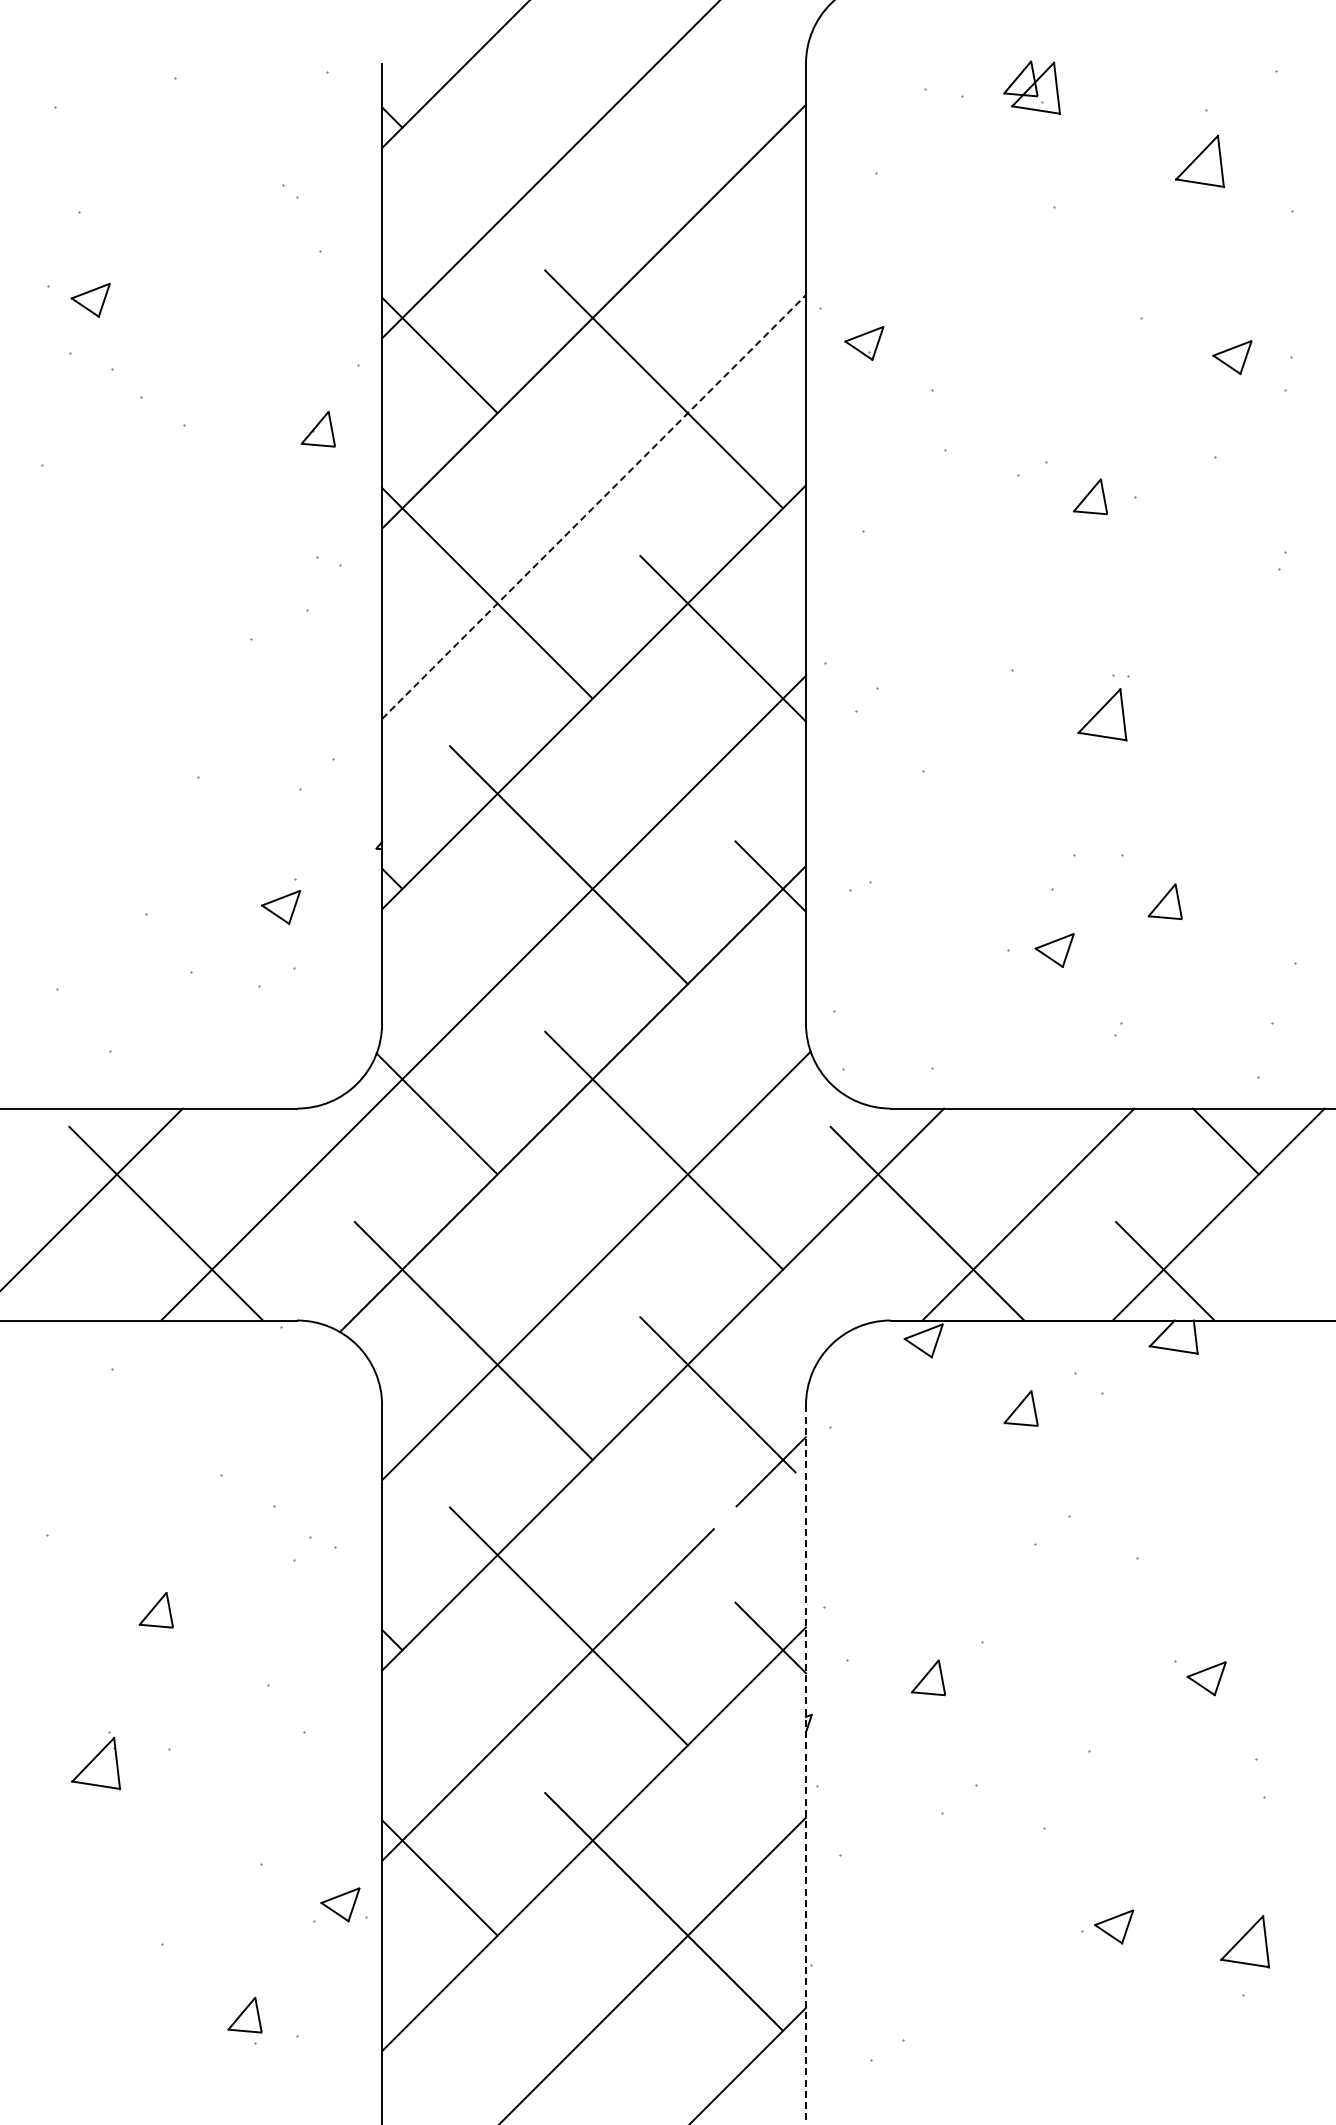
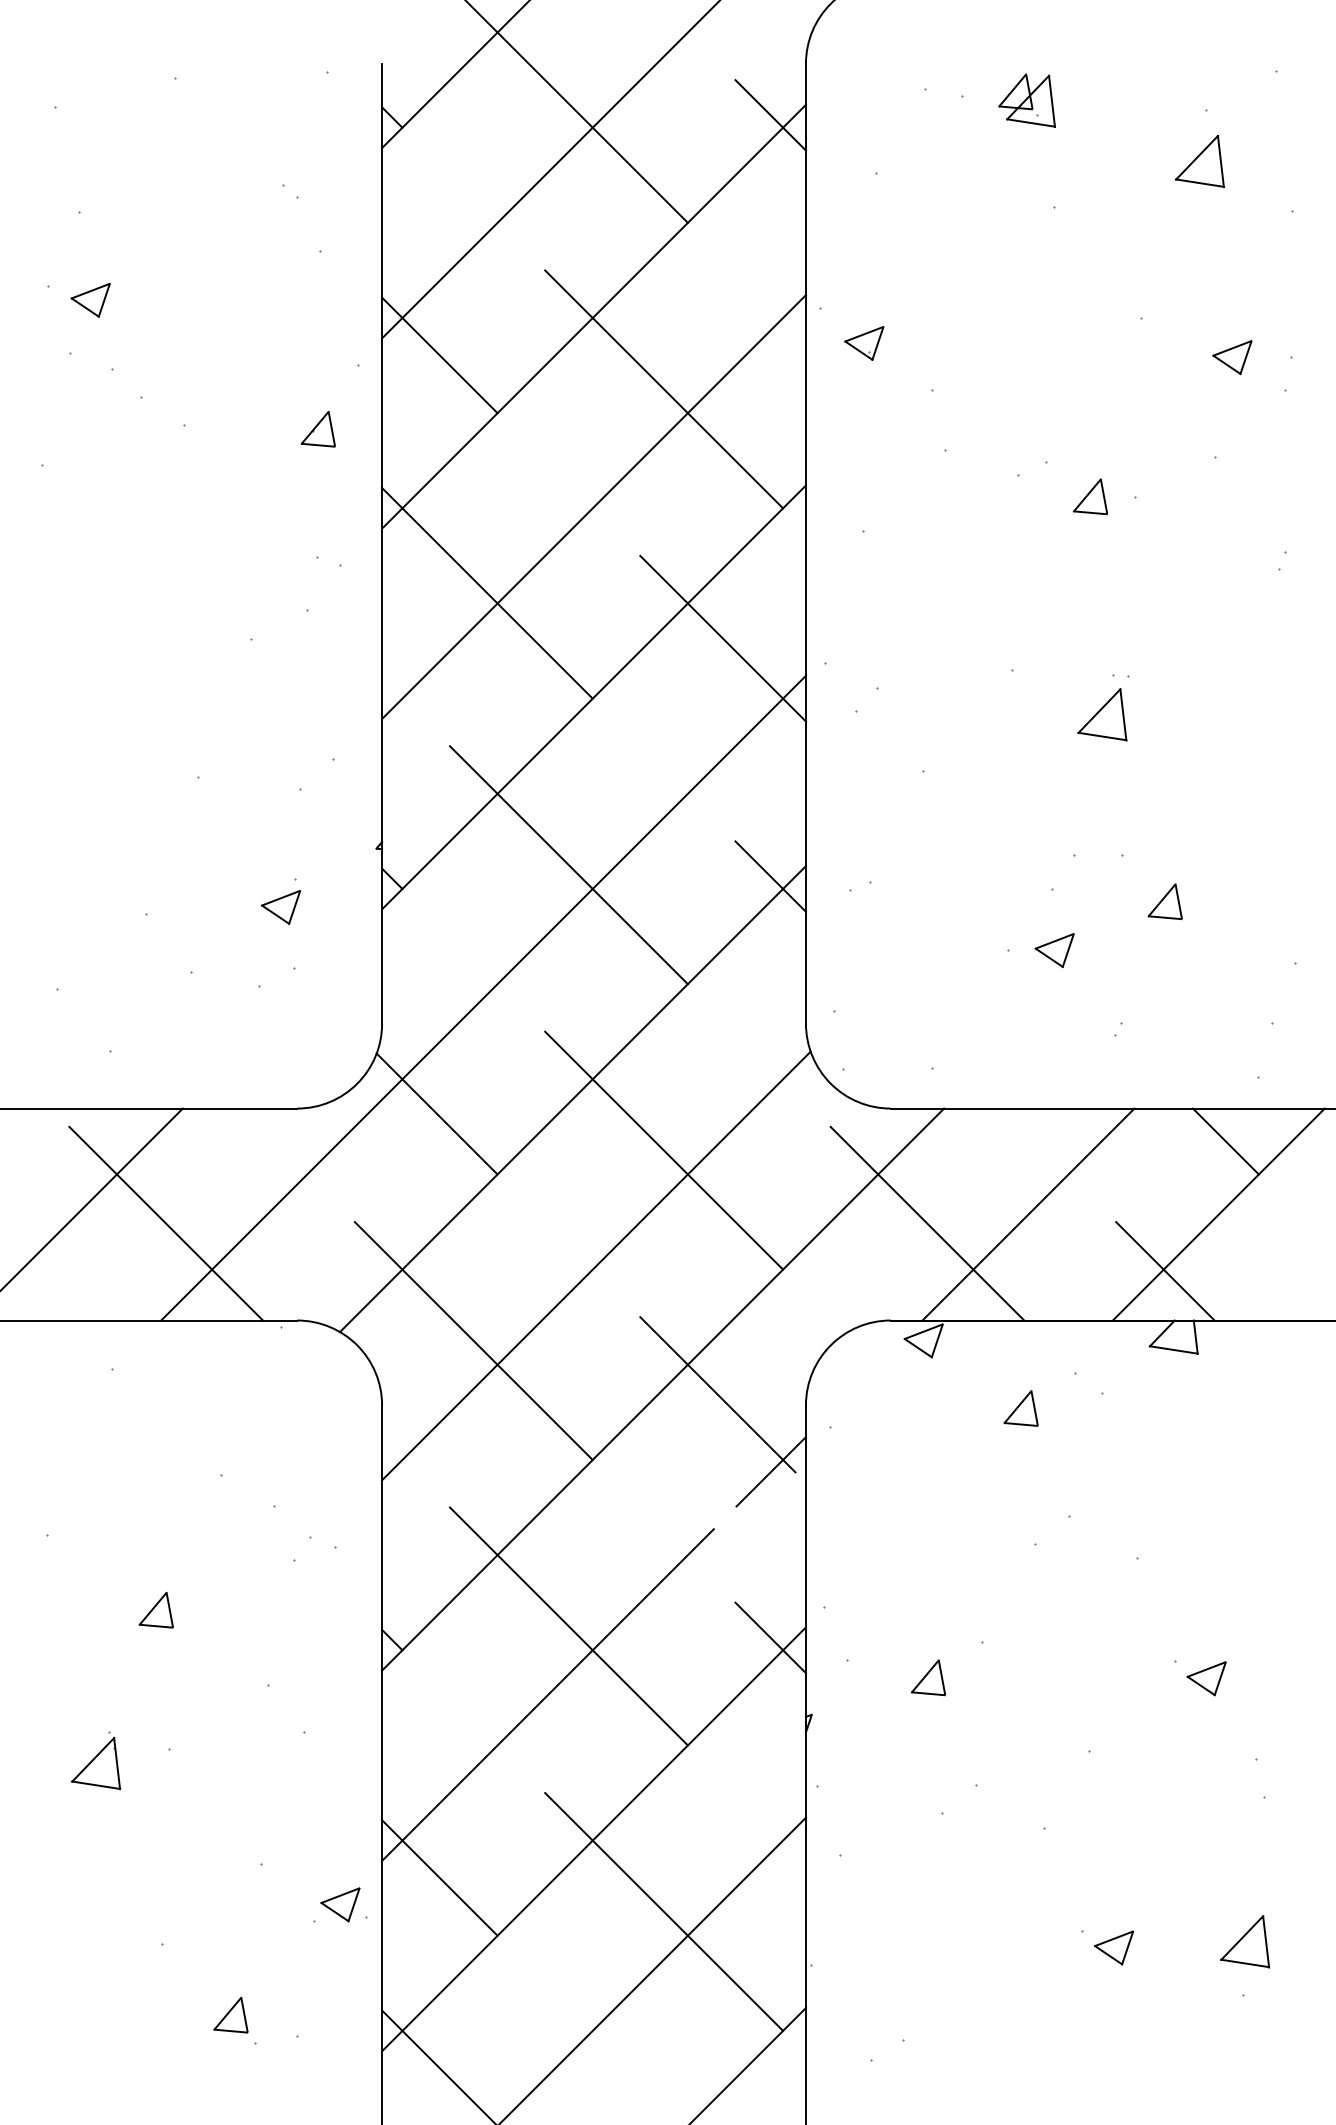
part position: (1031, 87) -> (1026, 100) (1026, 100)
line: none -> present (577, 112)
line: none -> present (770, 115)
line: dashed -> solid (594, 507)
line: dashed -> solid (805, 1764)
part position: (1114, 1926) -> (1114, 1947) (1114, 1947)
part position: (244, 2014) -> (230, 2014) (230, 2014)
line: none -> present (437, 2065)
